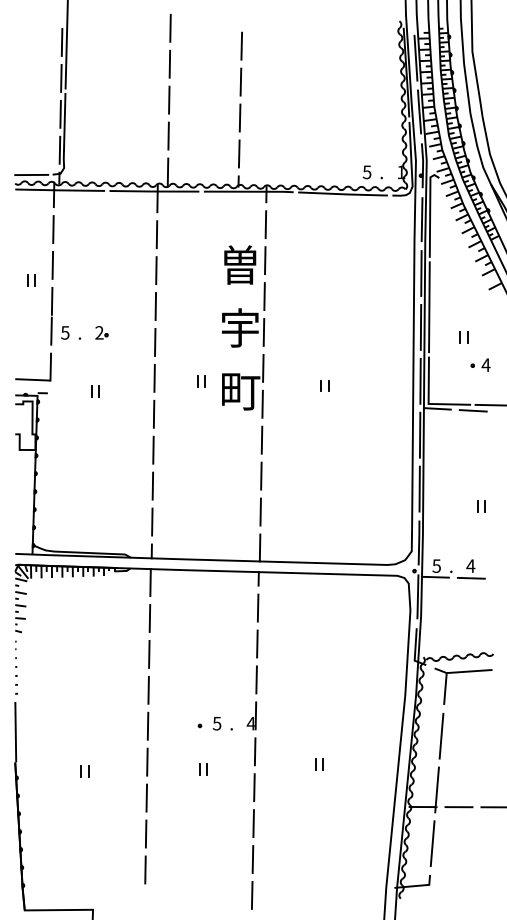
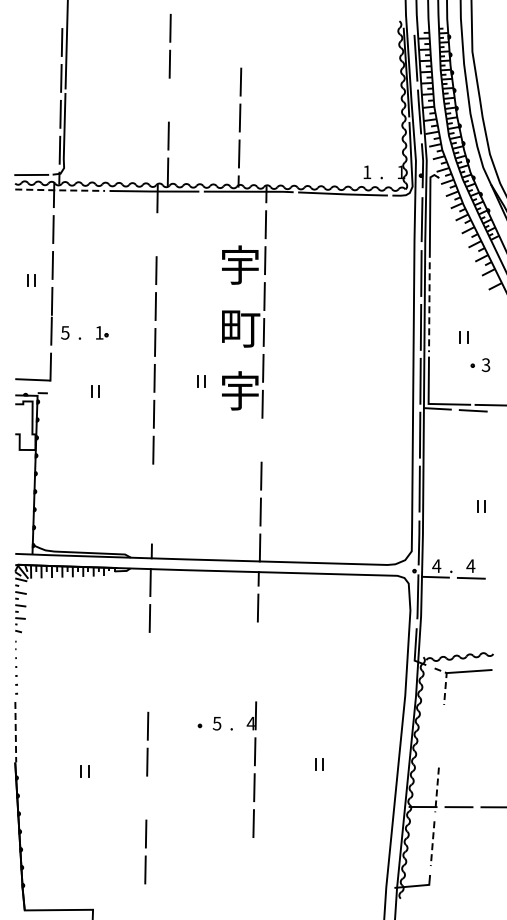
line: present -> none (241, 45)
line: present -> none (169, 99)
text: 5 -> 1 (366, 172)
line: solid -> dashed (59, 190)
line: present -> none (156, 234)
text: 曽 -> 宇 (240, 264)
line: solid -> dashed (429, 307)
text: 宇 -> 町 (241, 327)
text: 2 -> 1 (99, 332)
text: 4 -> 3 (485, 365)
part: present -> none (324, 385)
text: 町 -> 宇 (241, 390)
line: present -> none (261, 439)
line: present -> none (152, 485)
line: present -> none (152, 521)
text: 5 -> 4 (436, 566)
line: present -> none (257, 643)
line: present -> none (149, 654)
line: present -> none (256, 679)
line: solid -> dashed (445, 682)
line: present -> none (148, 689)
line: solid -> dashed (15, 732)
line: present -> none (441, 735)
part: present -> none (203, 769)
line: solid -> dashed (437, 790)
line: present -> none (146, 797)
line: solid -> dashed (432, 844)
line: present -> none (252, 859)
line: present -> none (251, 894)
